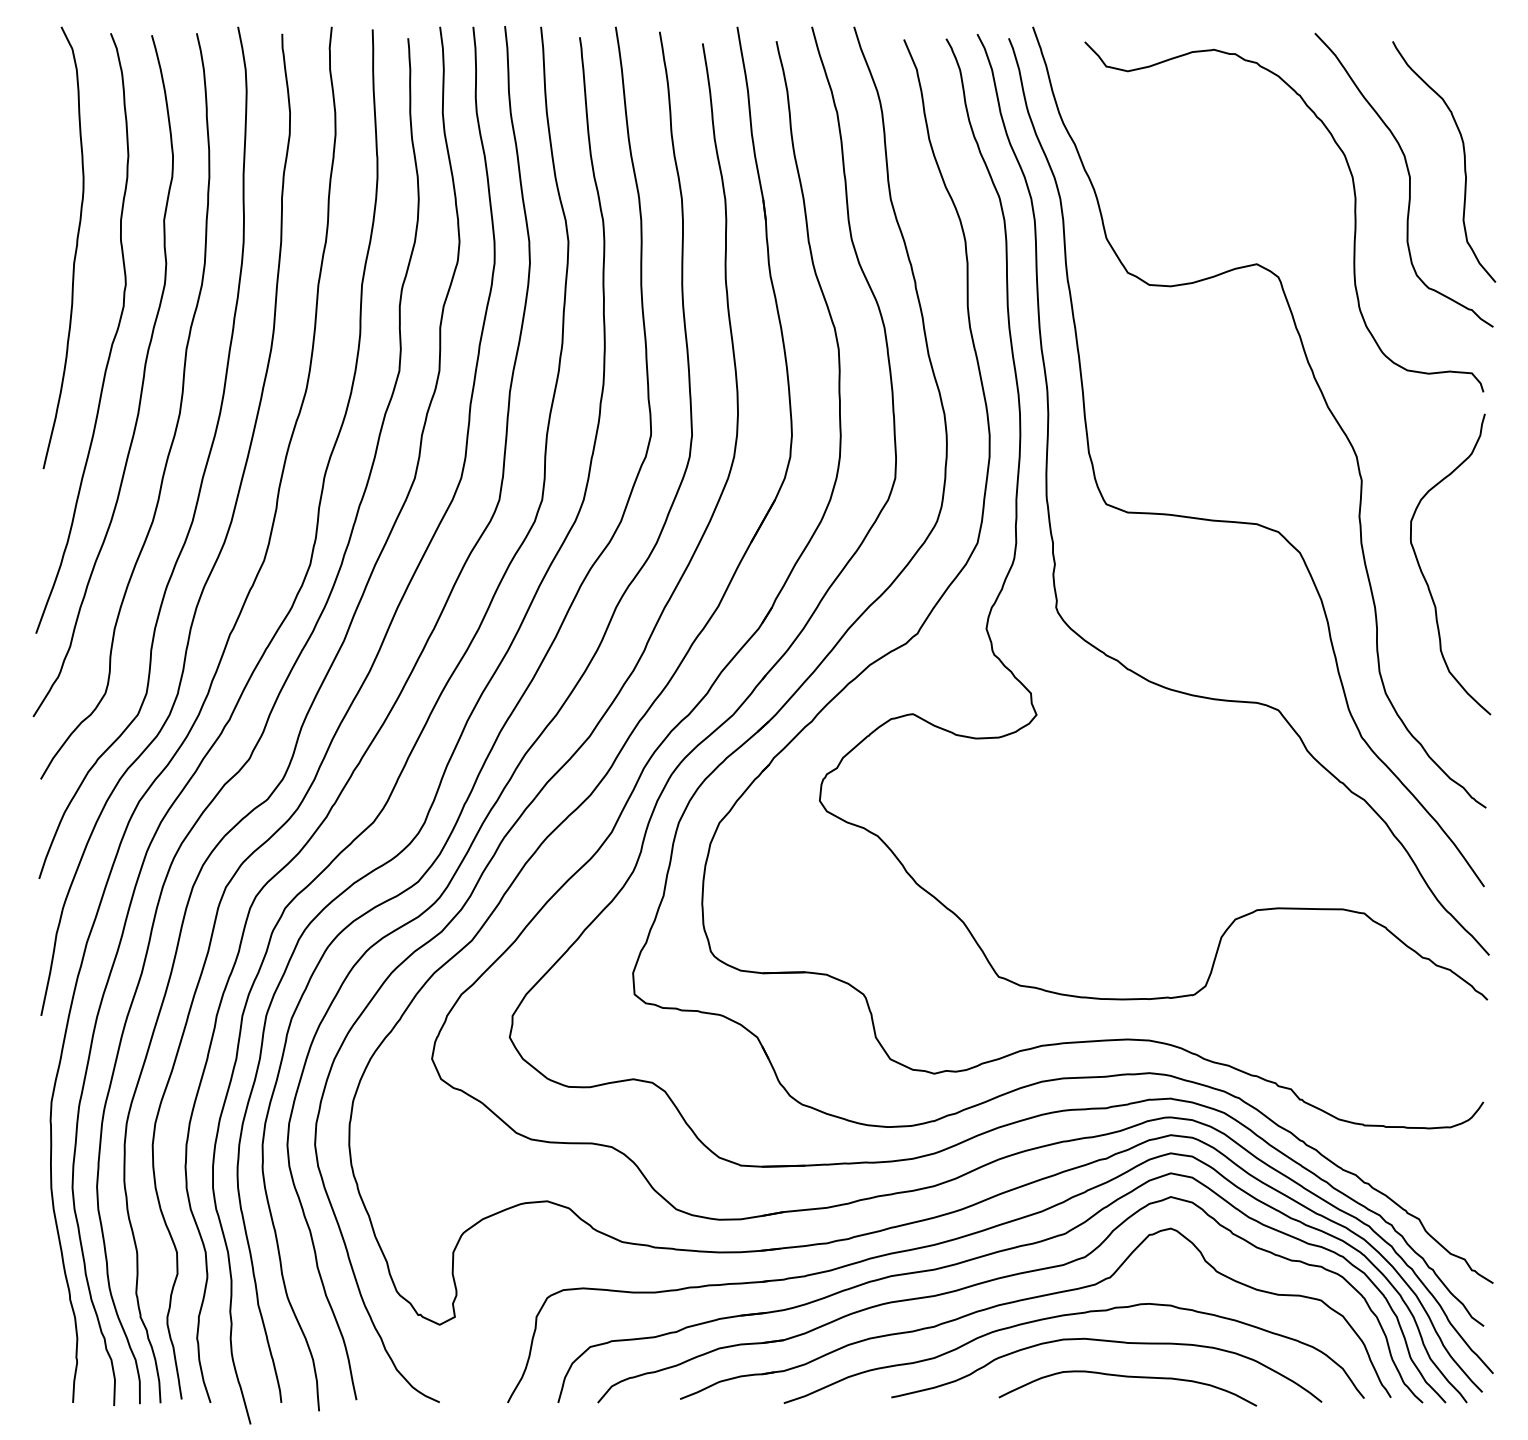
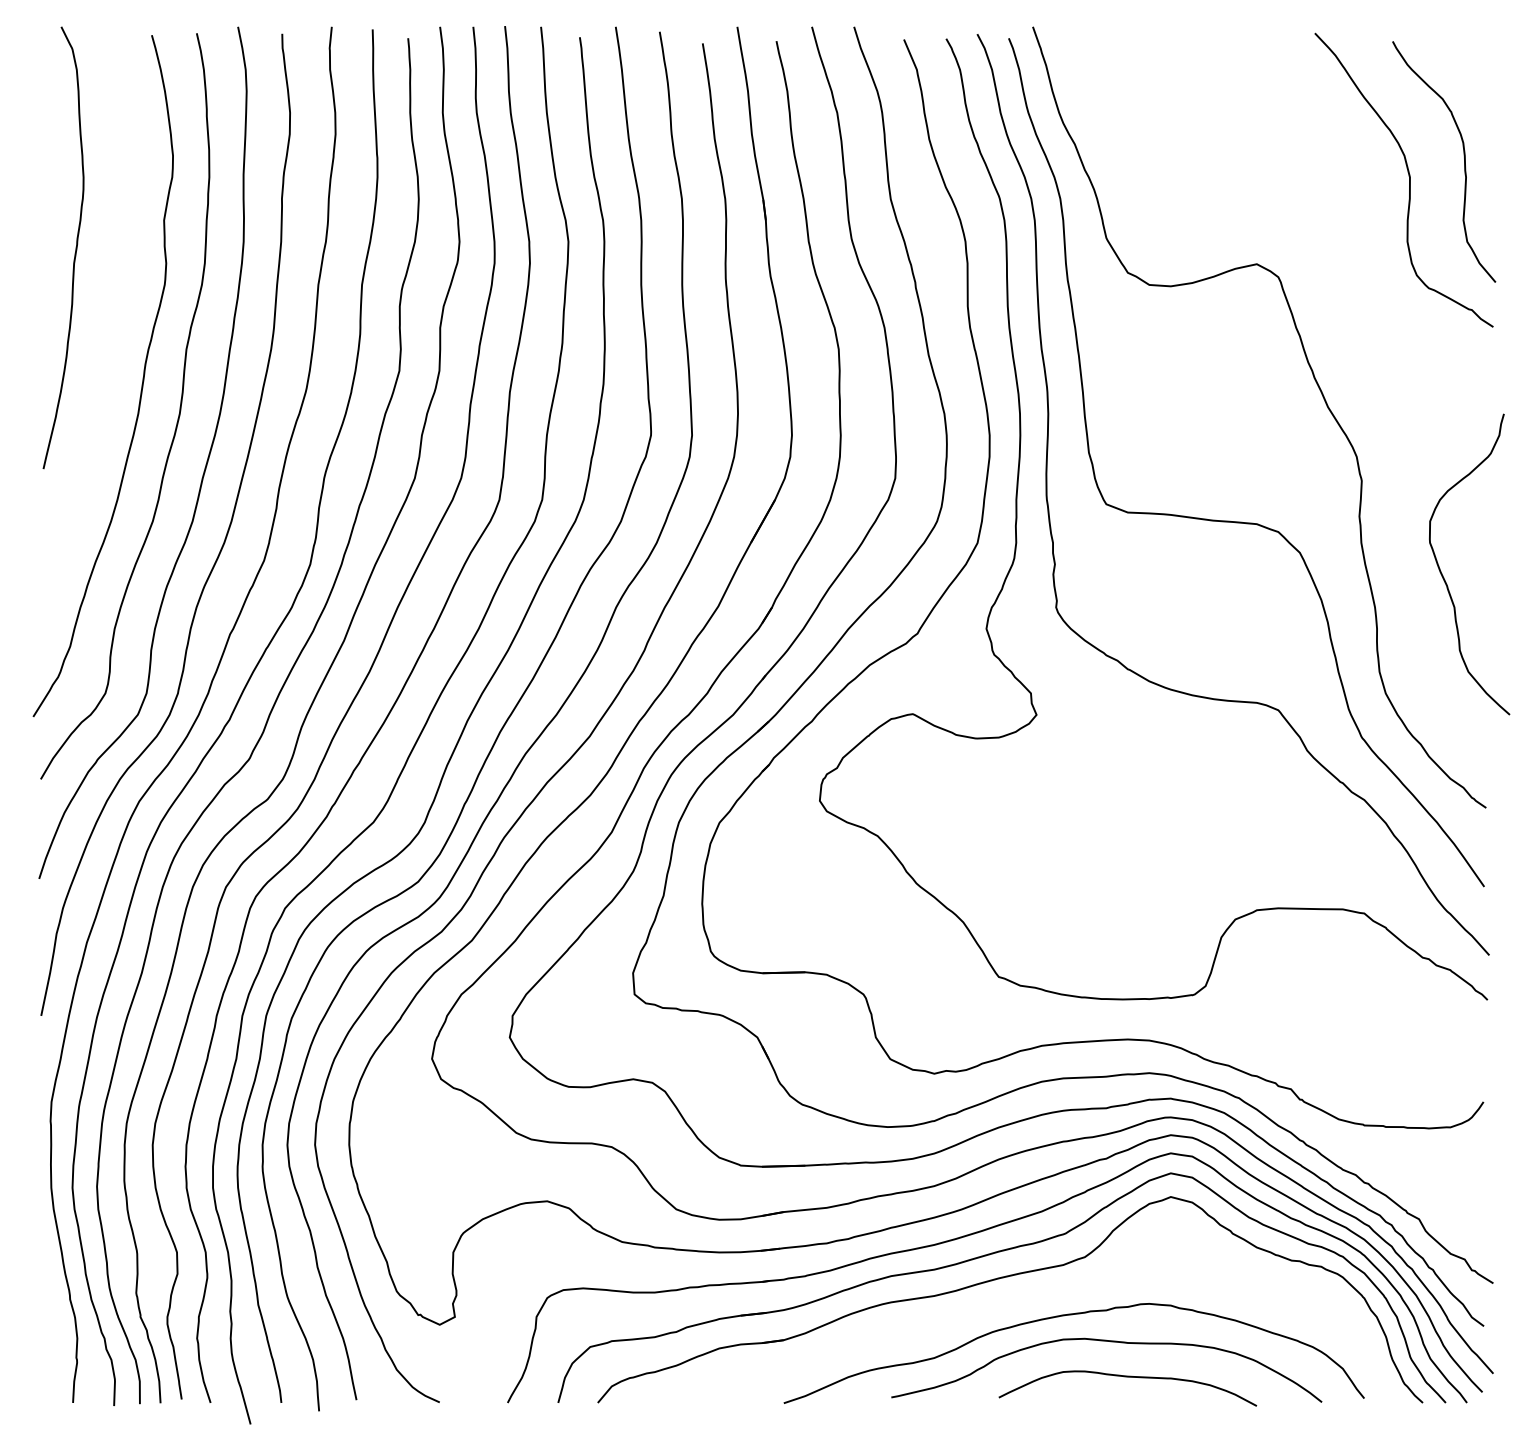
curve: present -> none (1354, 216)
curve: present -> none (111, 343)
curve position: (1425, 577) -> (1444, 577) (1444, 577)
part: present -> none (1030, 1299)
